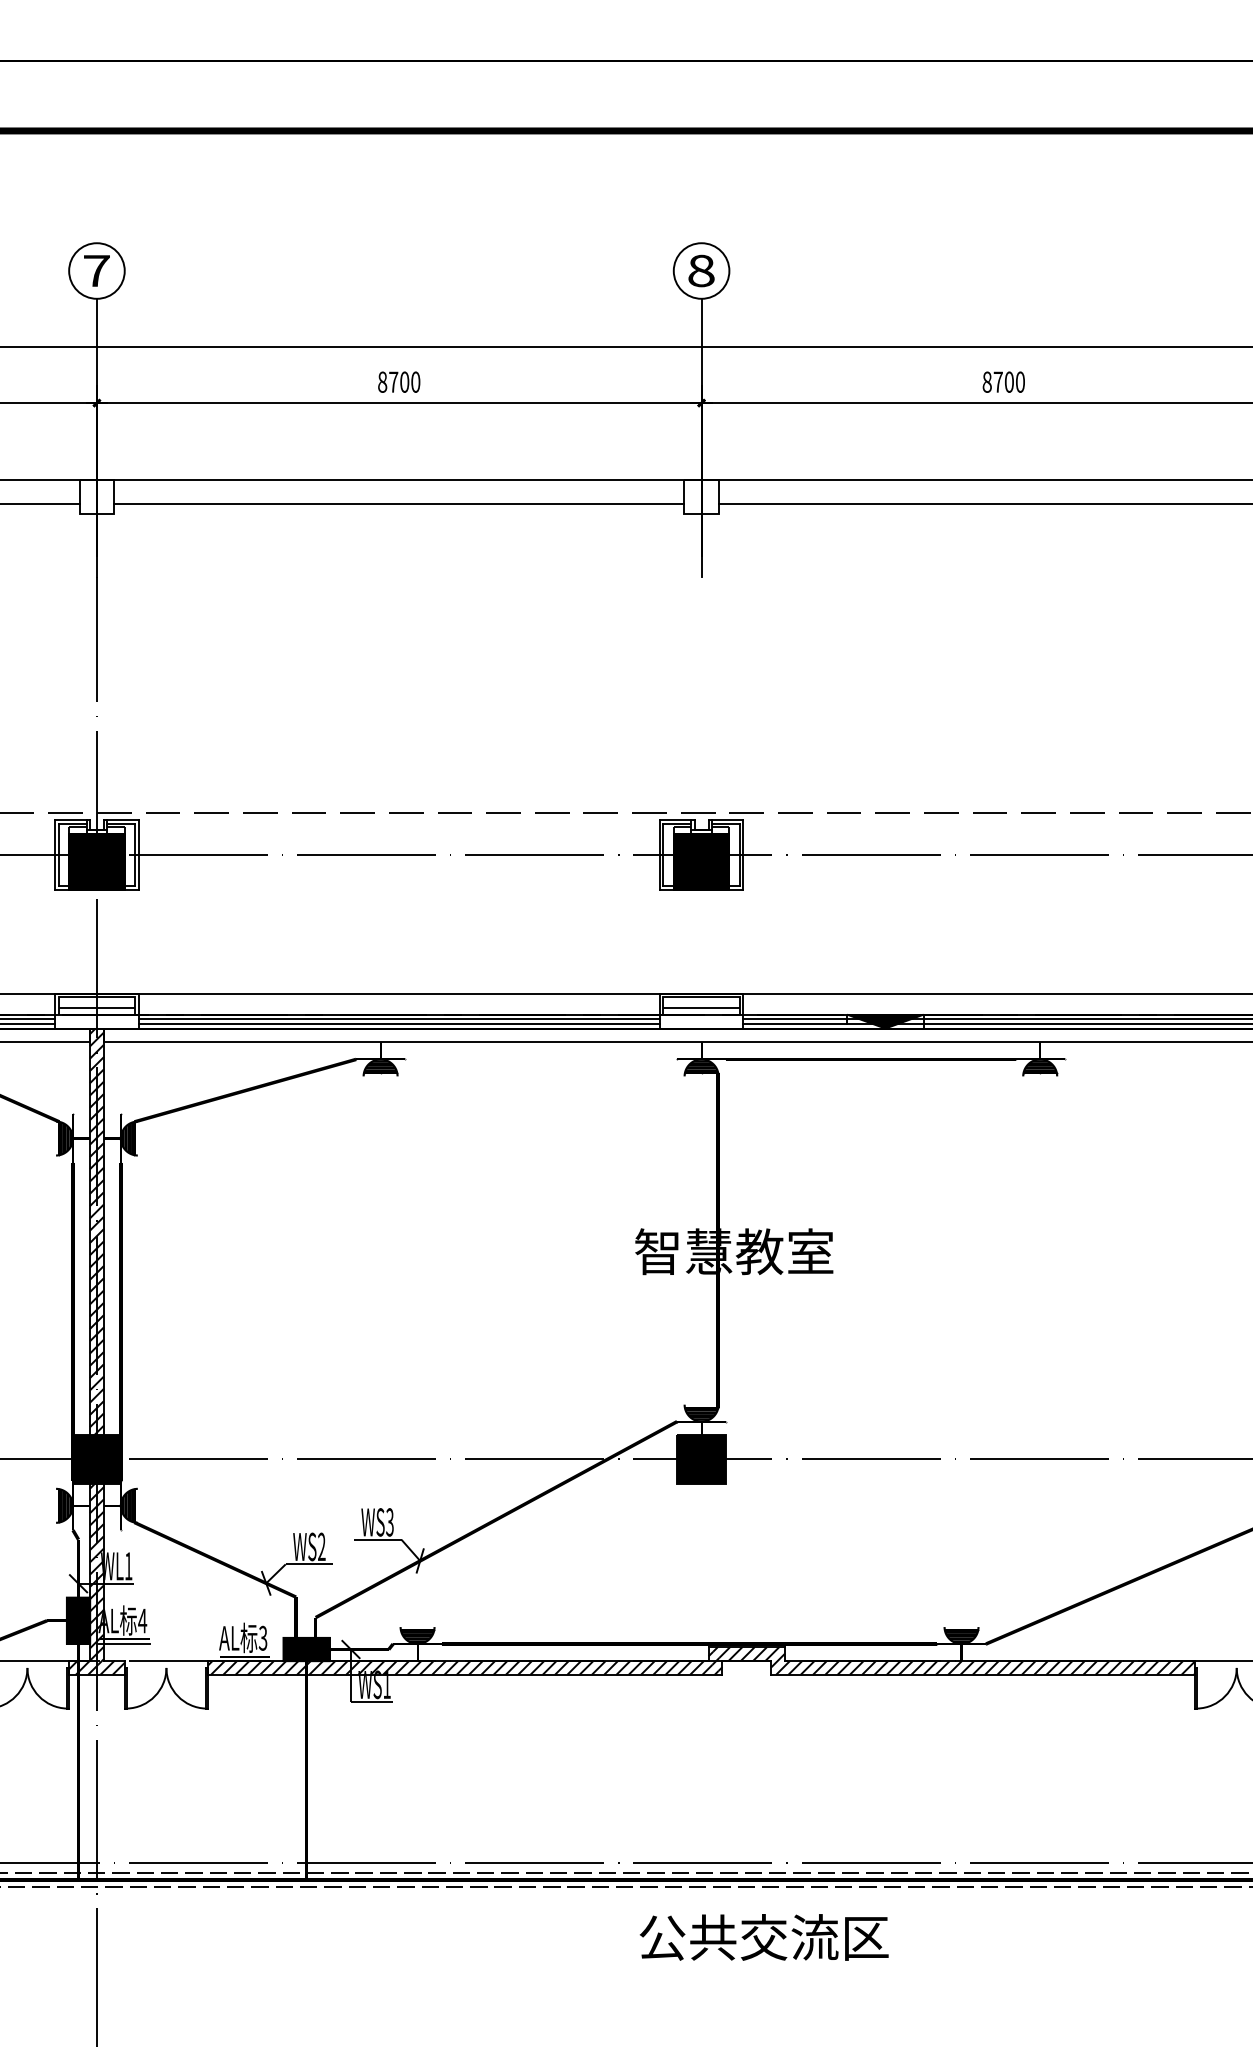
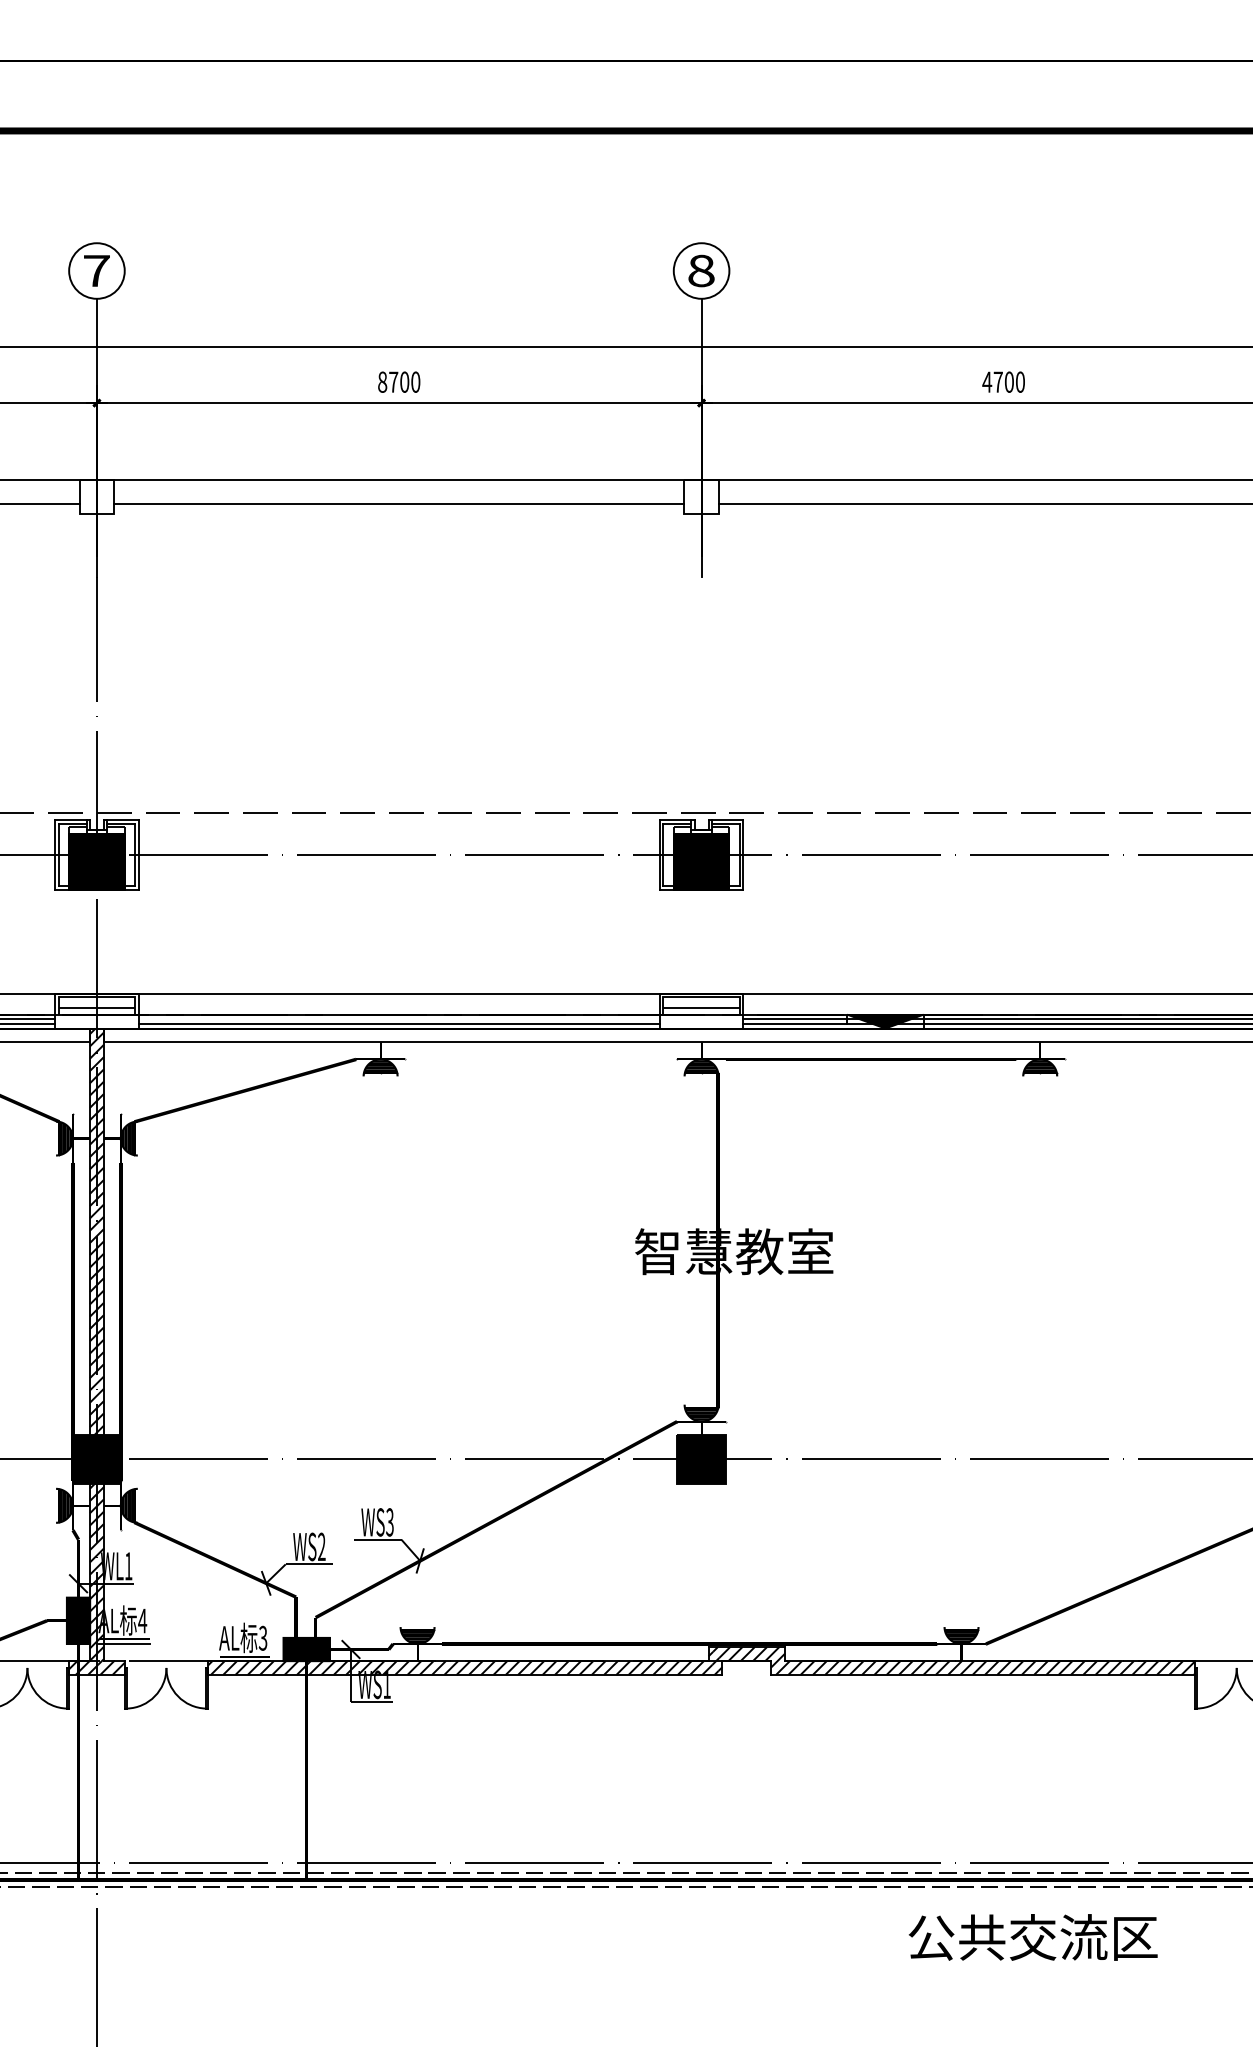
text: 8700 -> 4700 (987, 381)
line: present -> none (398, 1019)
text position: (763, 1937) -> (1032, 1937) (1032, 1937)
